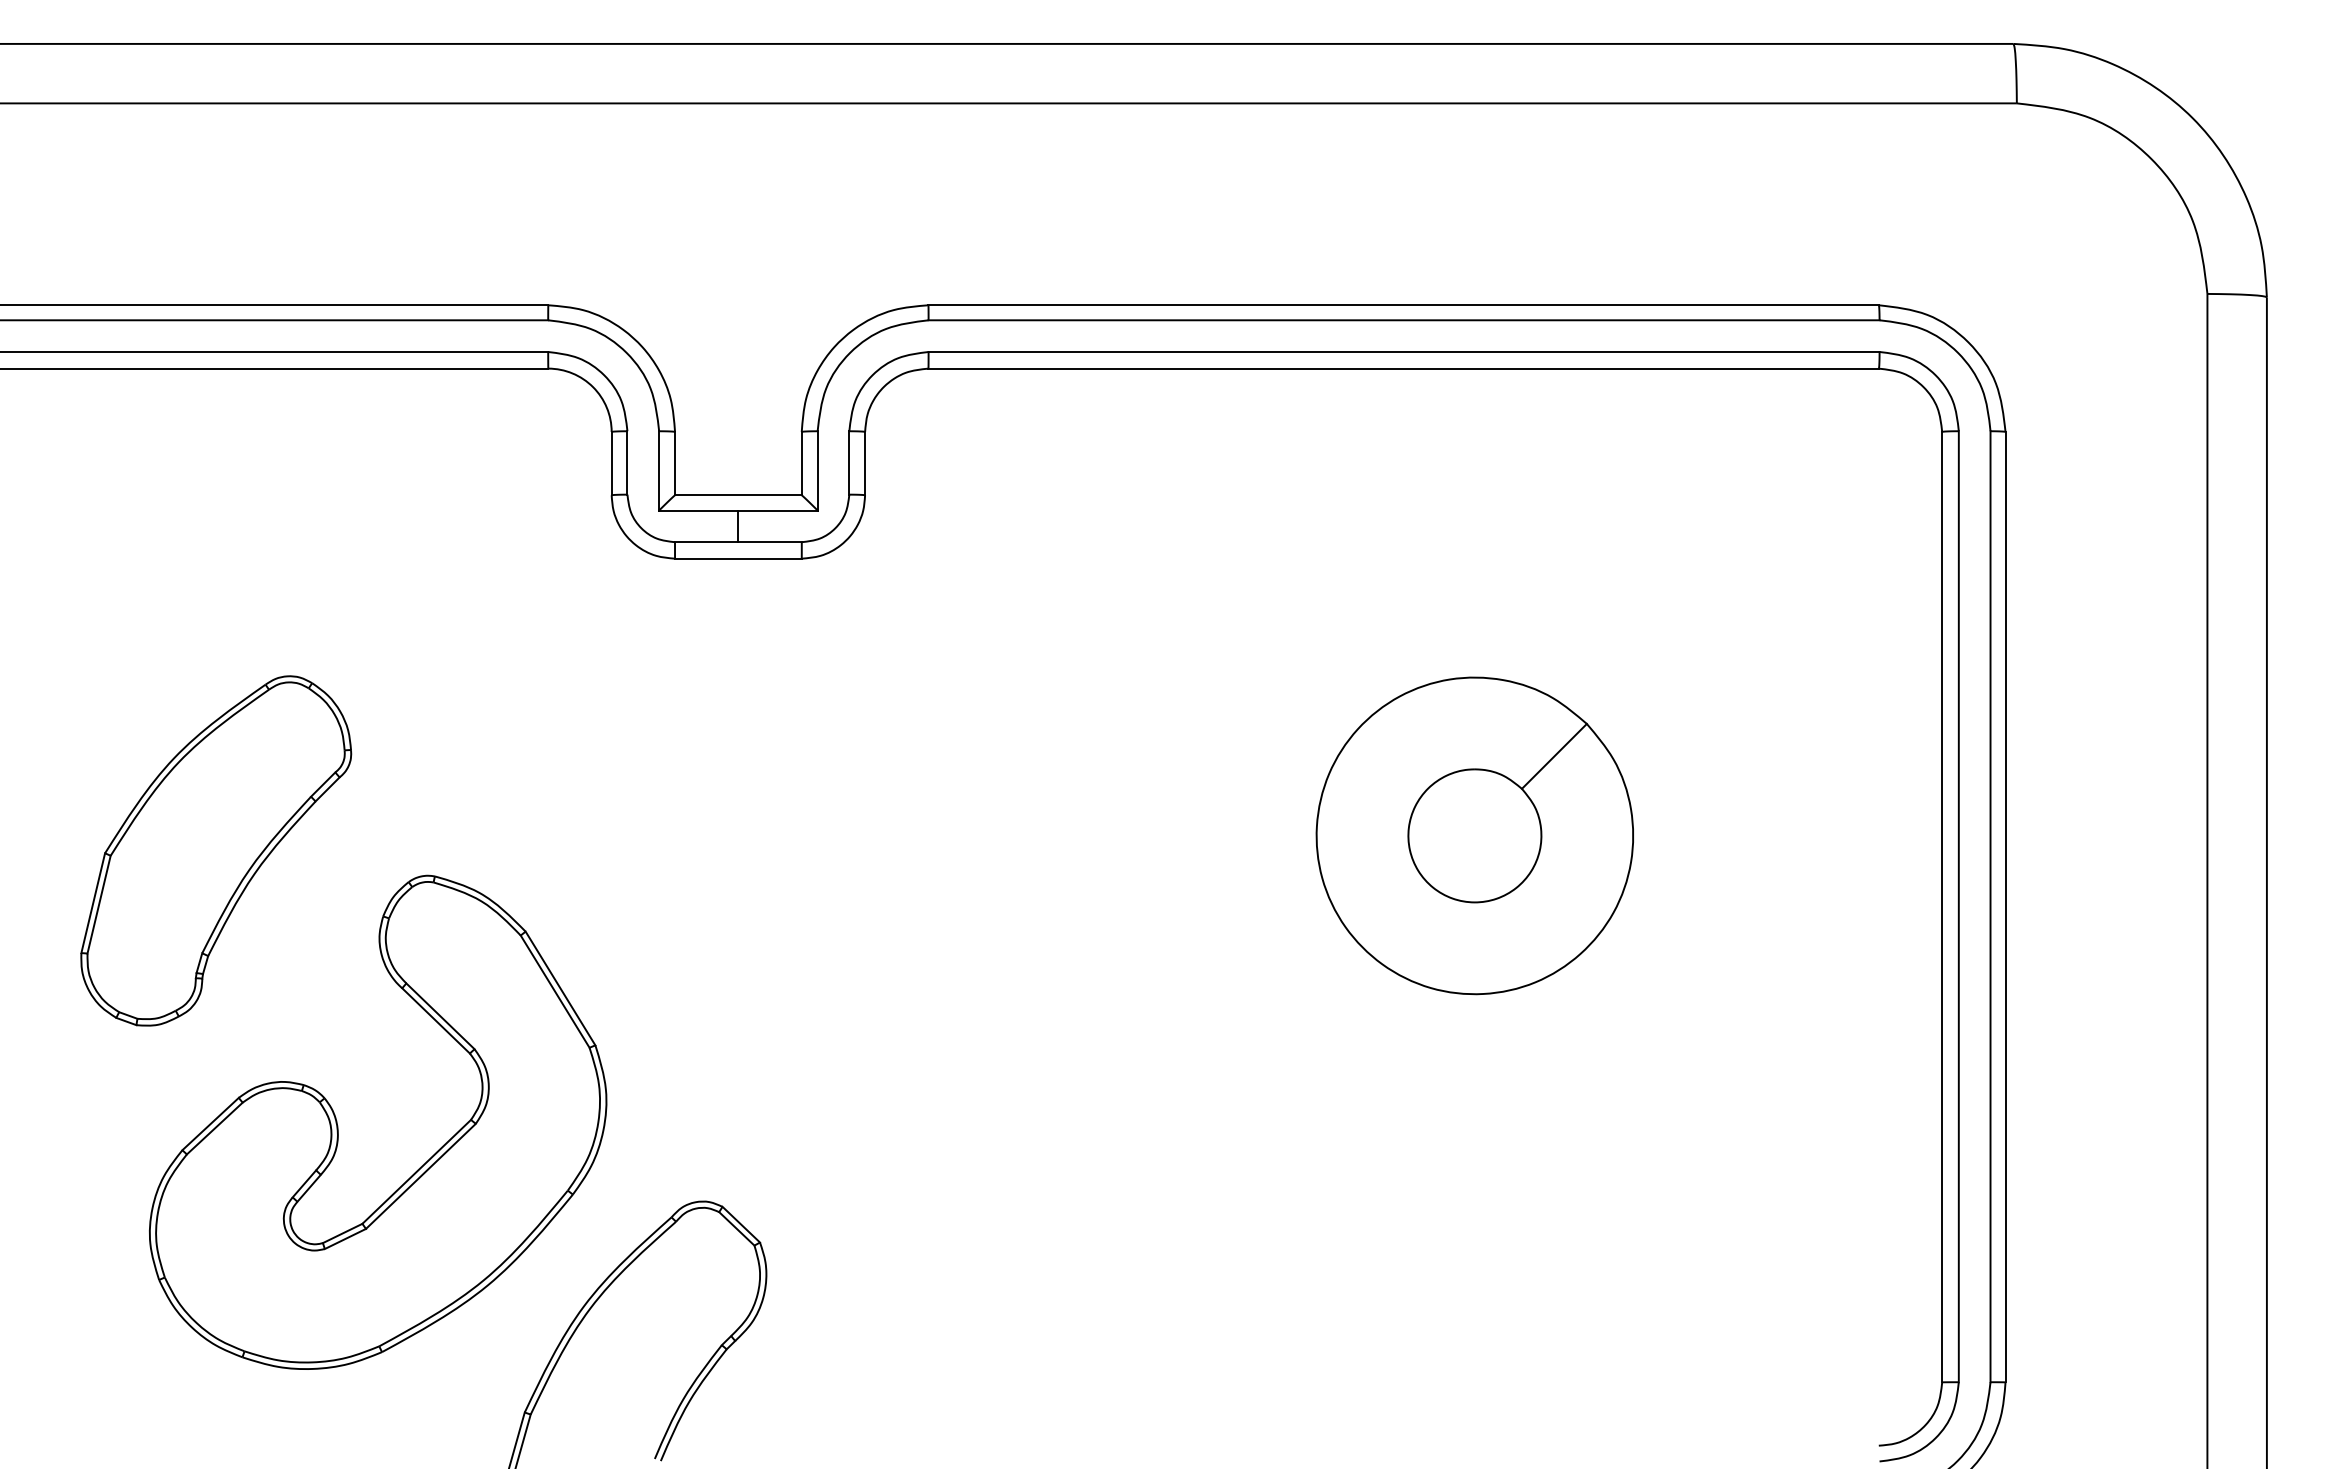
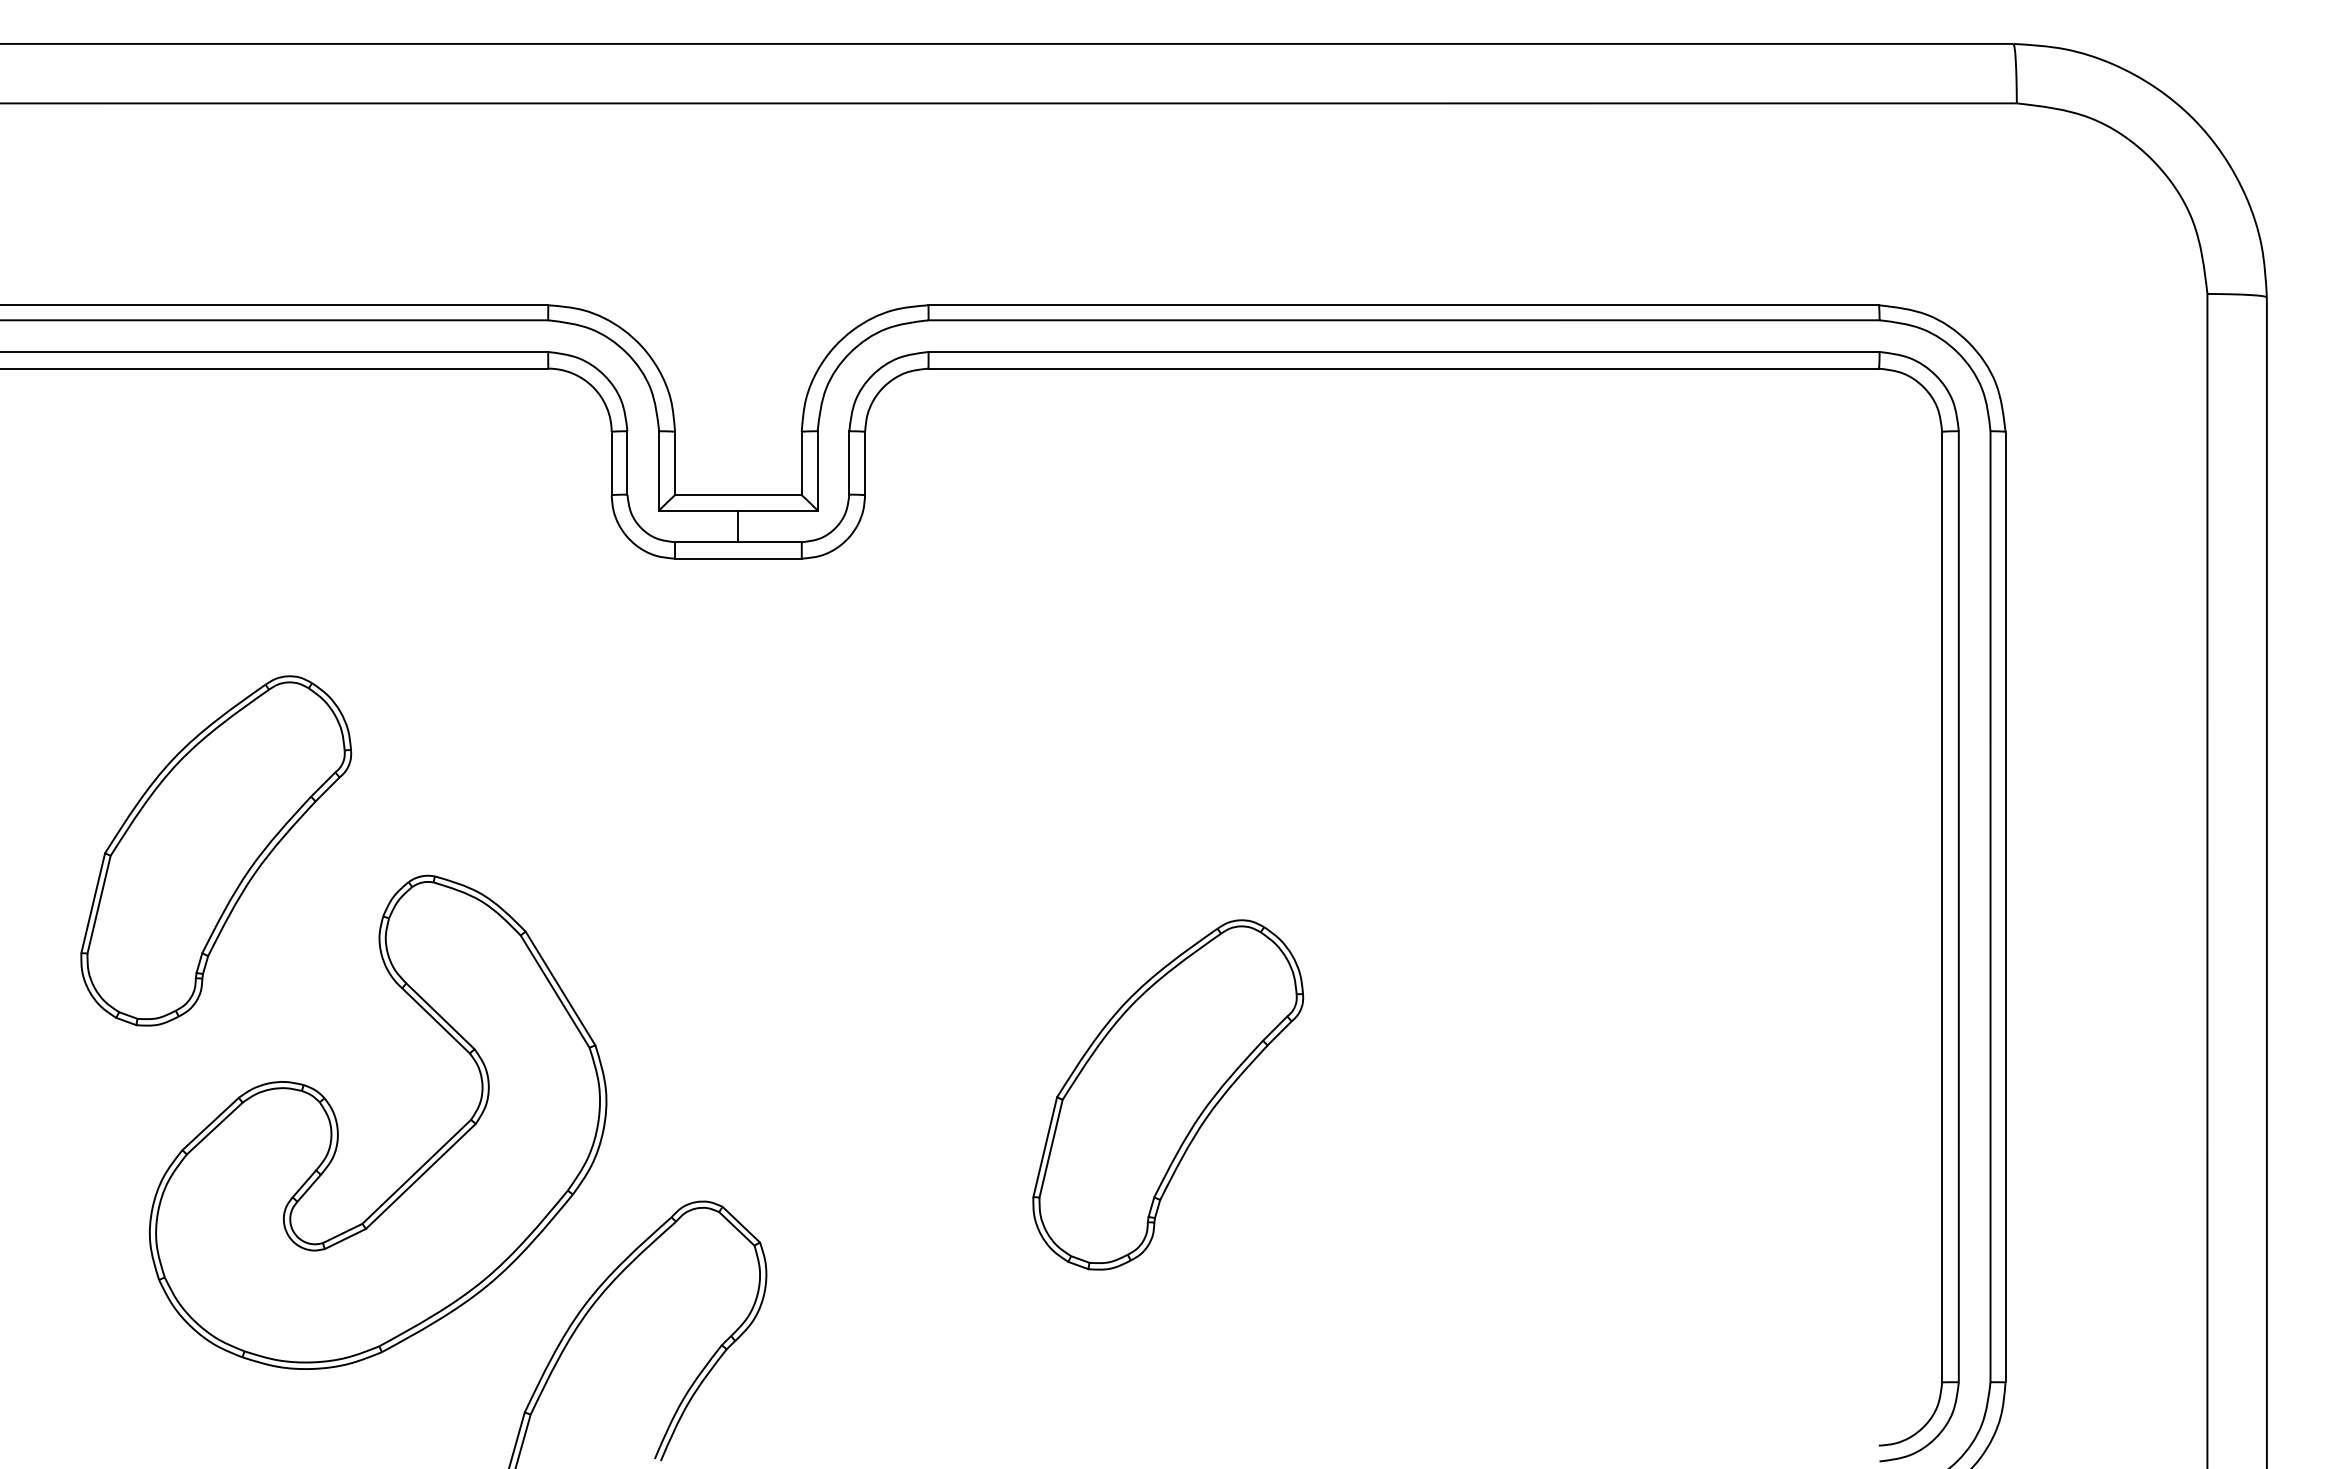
part: present -> none (1474, 835)
part: none -> present (1168, 1094)
